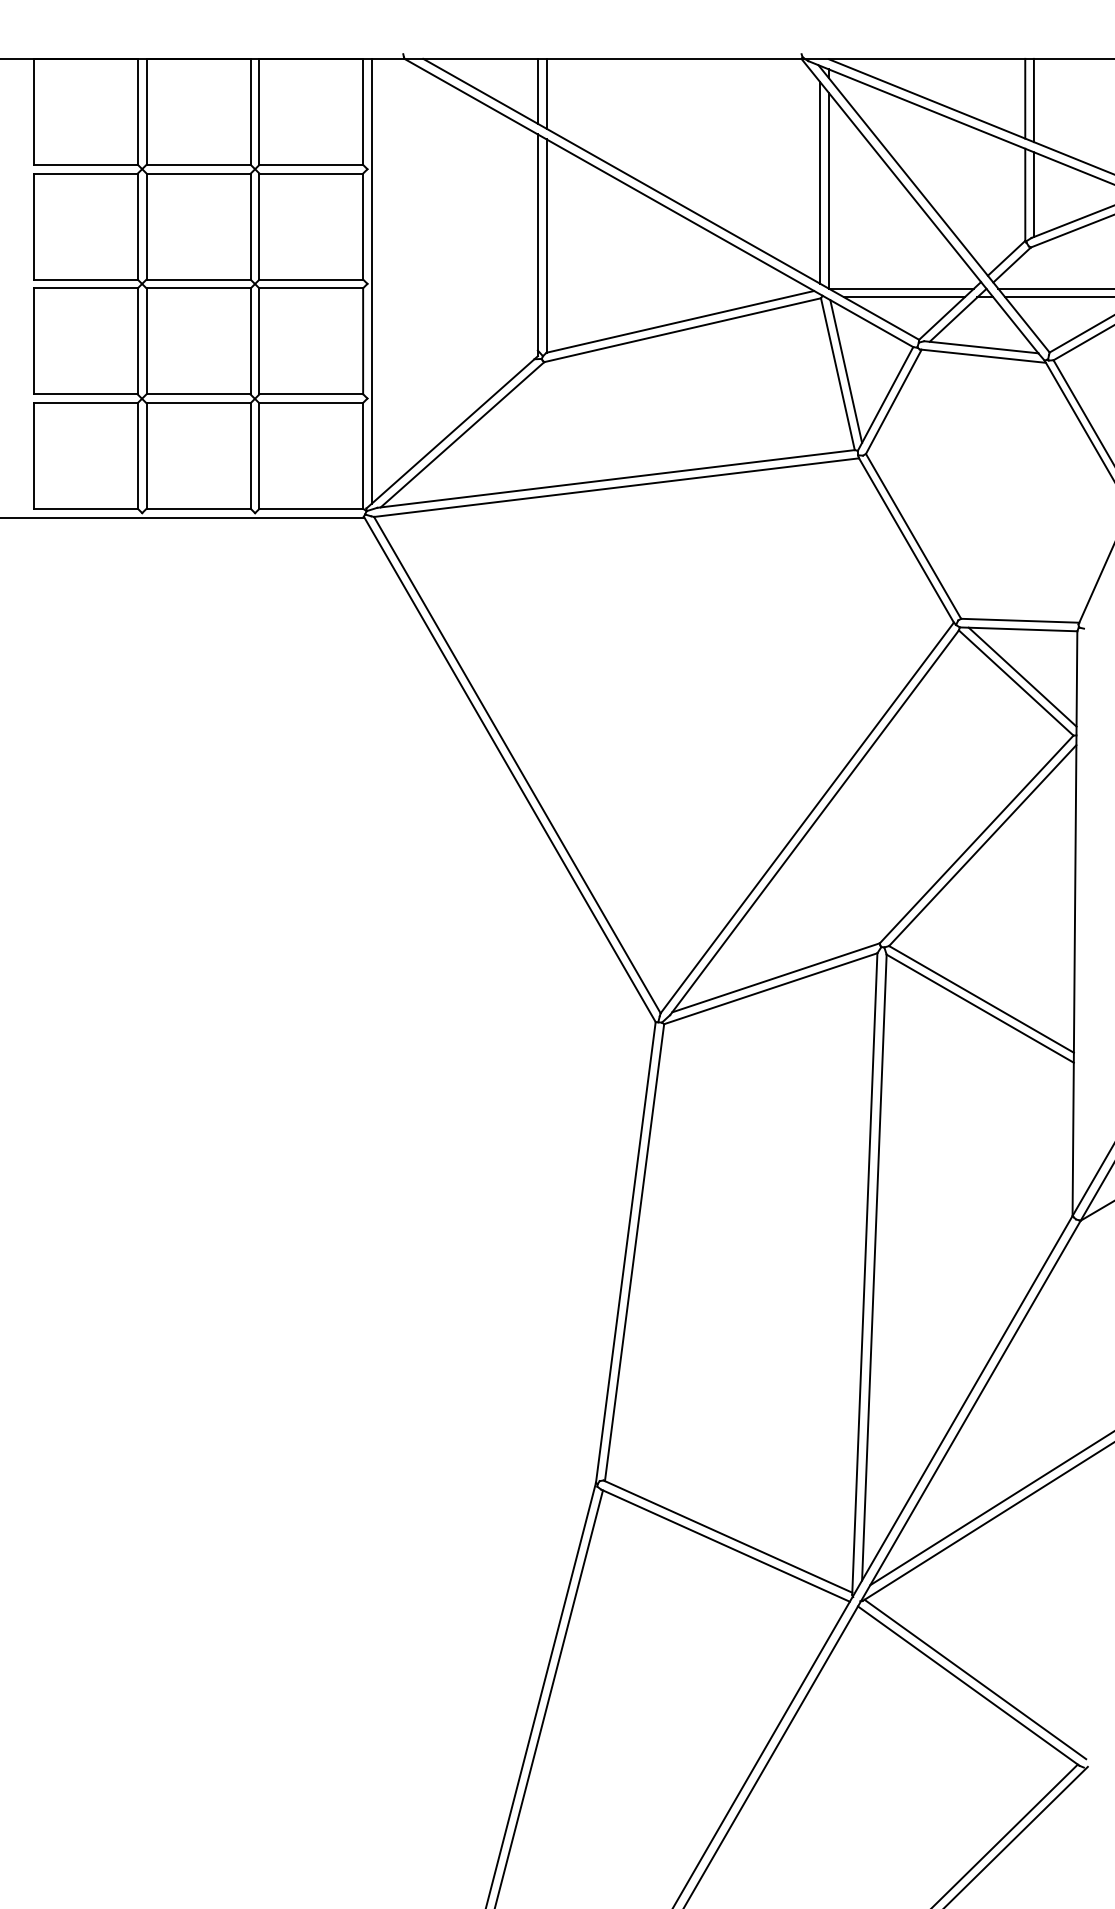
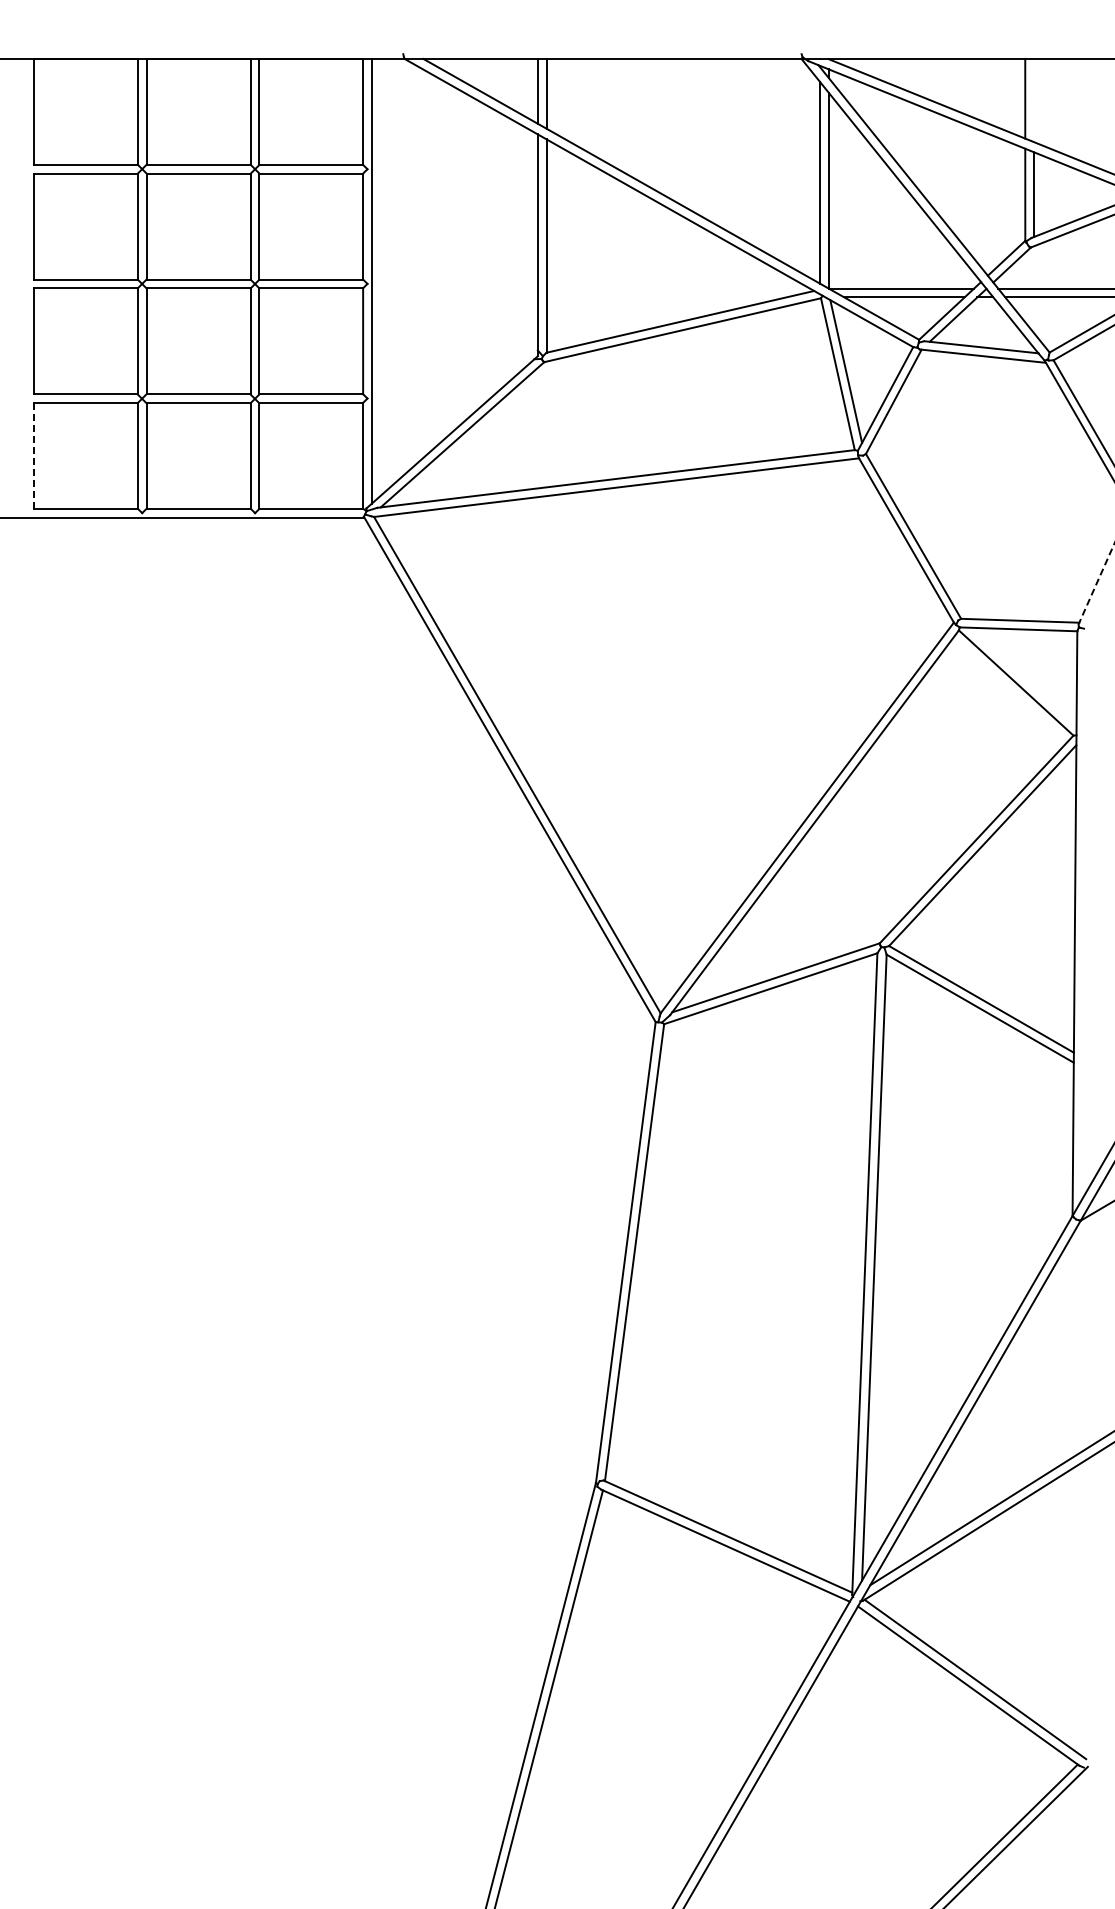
line: present -> none (1033, 100)
line: solid -> dashed (33, 455)
line: solid -> dashed (1096, 584)
line: present -> none (1022, 676)
